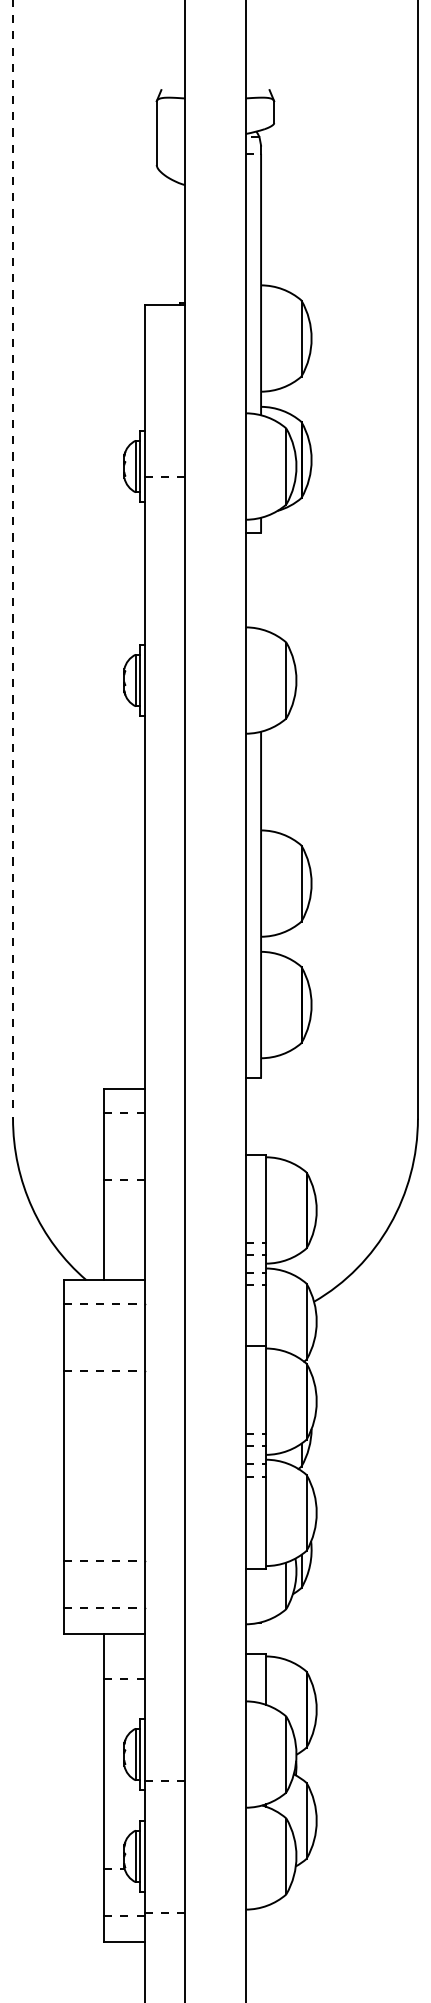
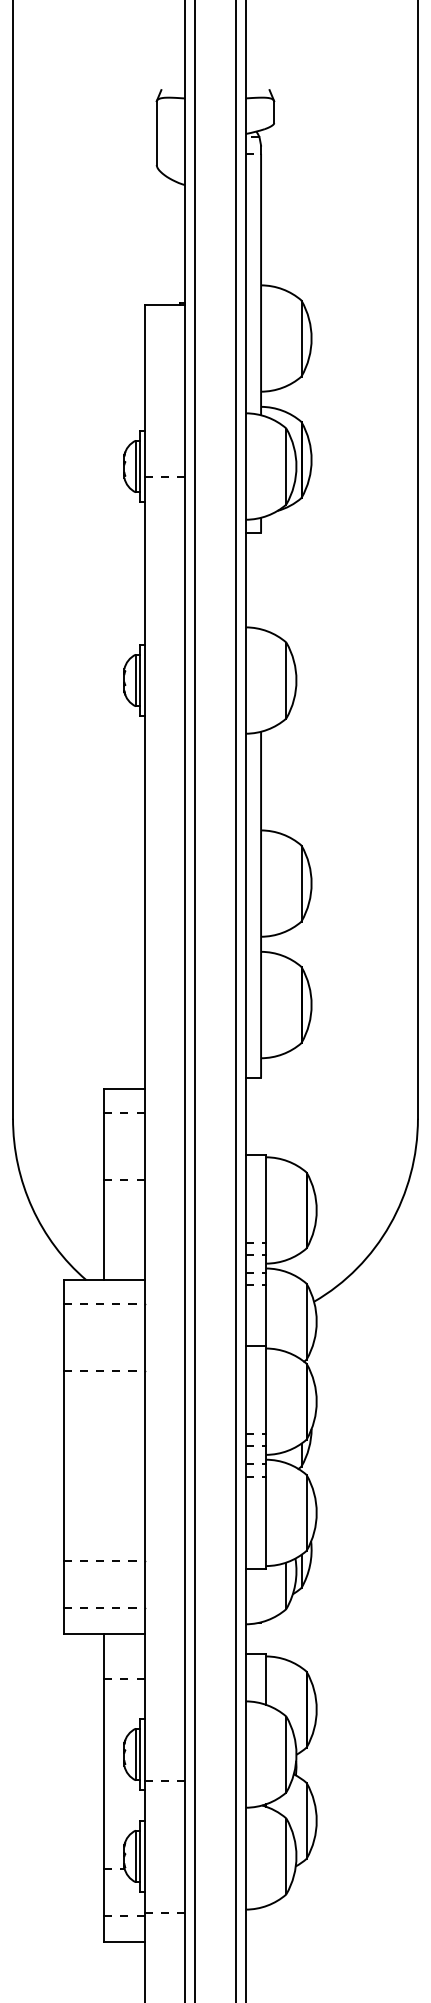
line: dashed -> solid (13, 559)
line: none -> present (195, 1000)
line: none -> present (235, 1000)
